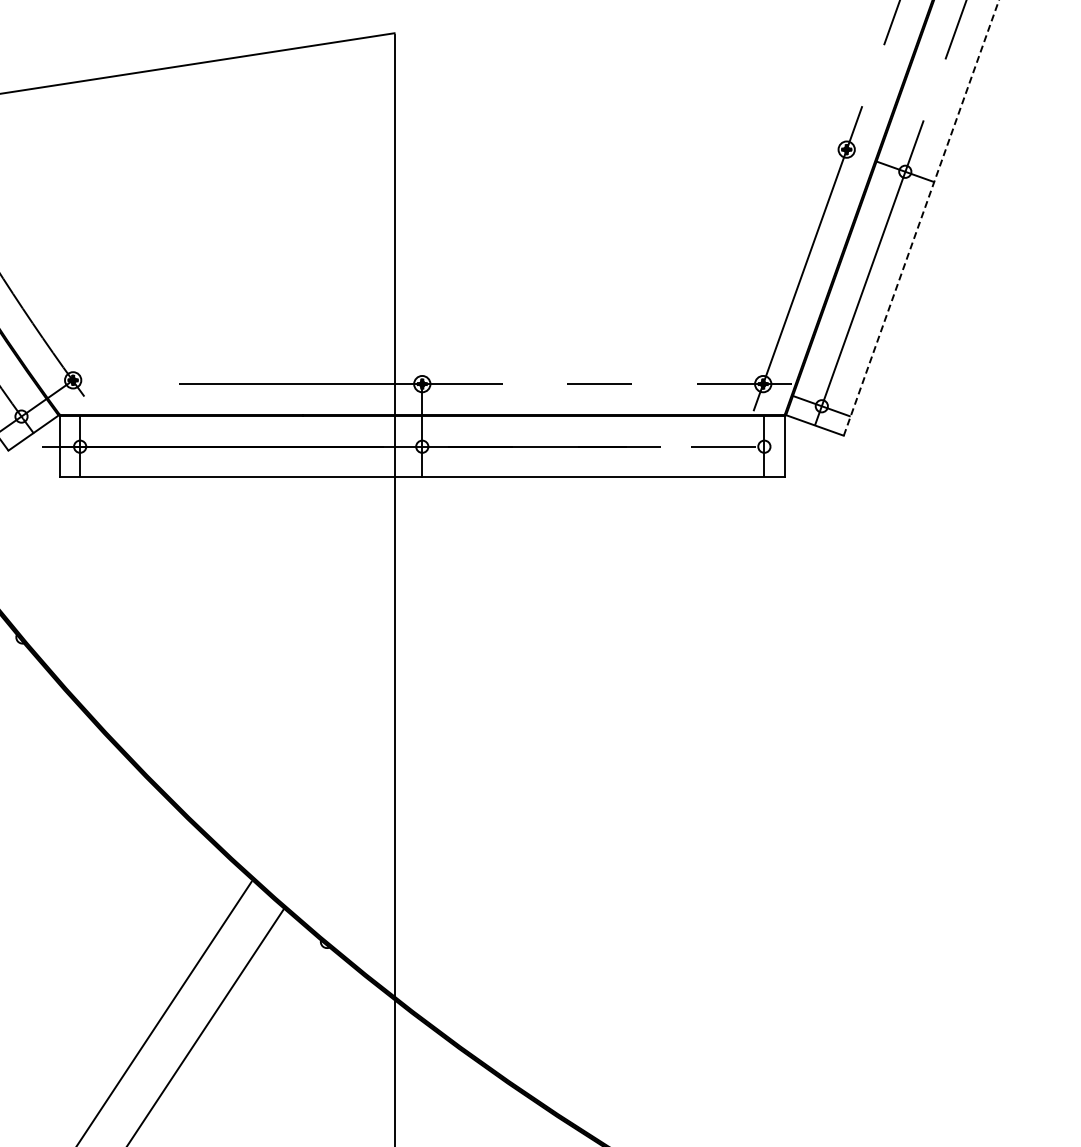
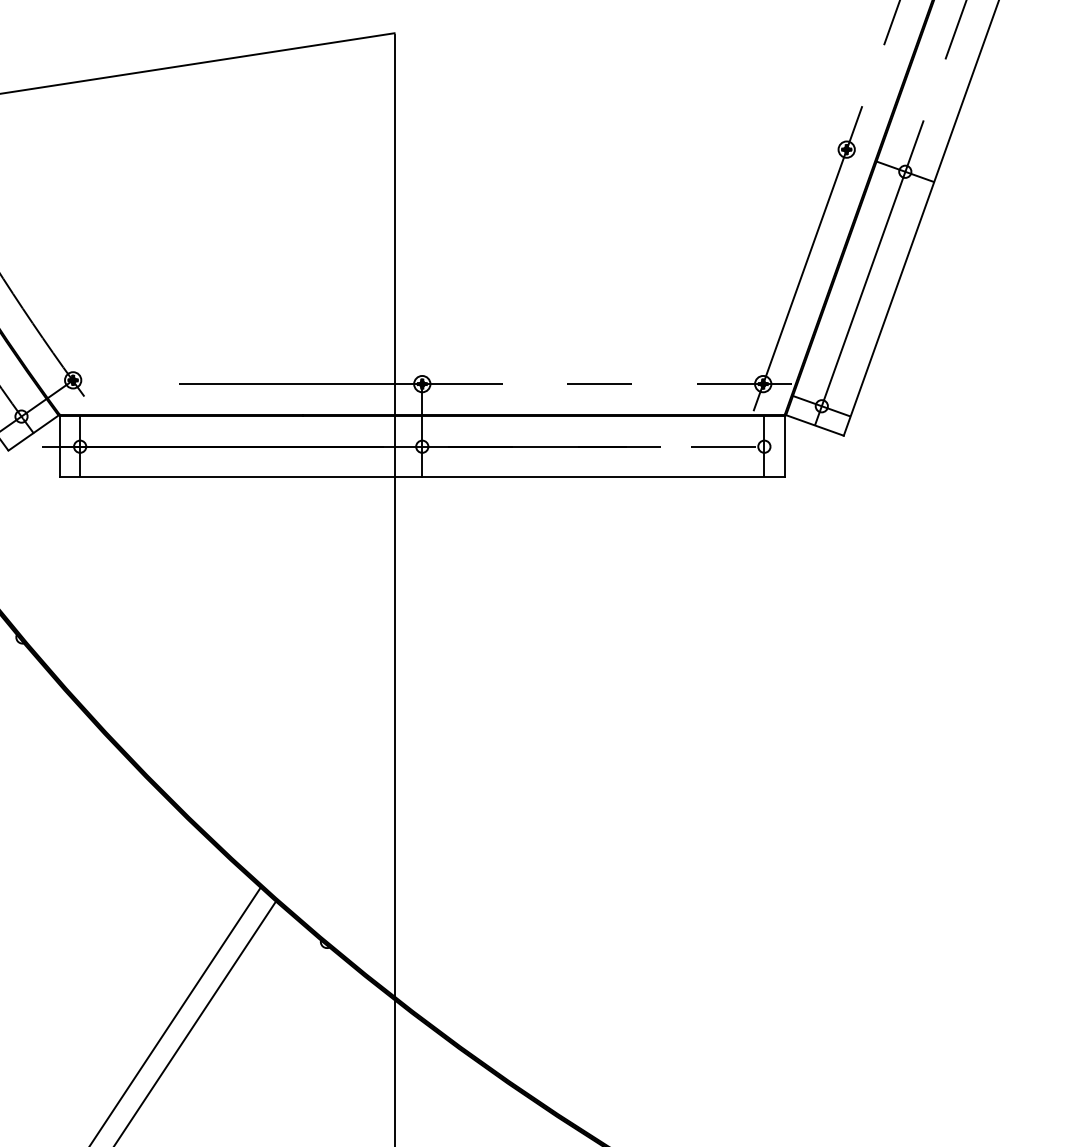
line: dashed -> solid (921, 218)
line position: (164, 1012) -> (175, 1015) (175, 1015)
line position: (206, 1025) -> (195, 1022) (195, 1022)
